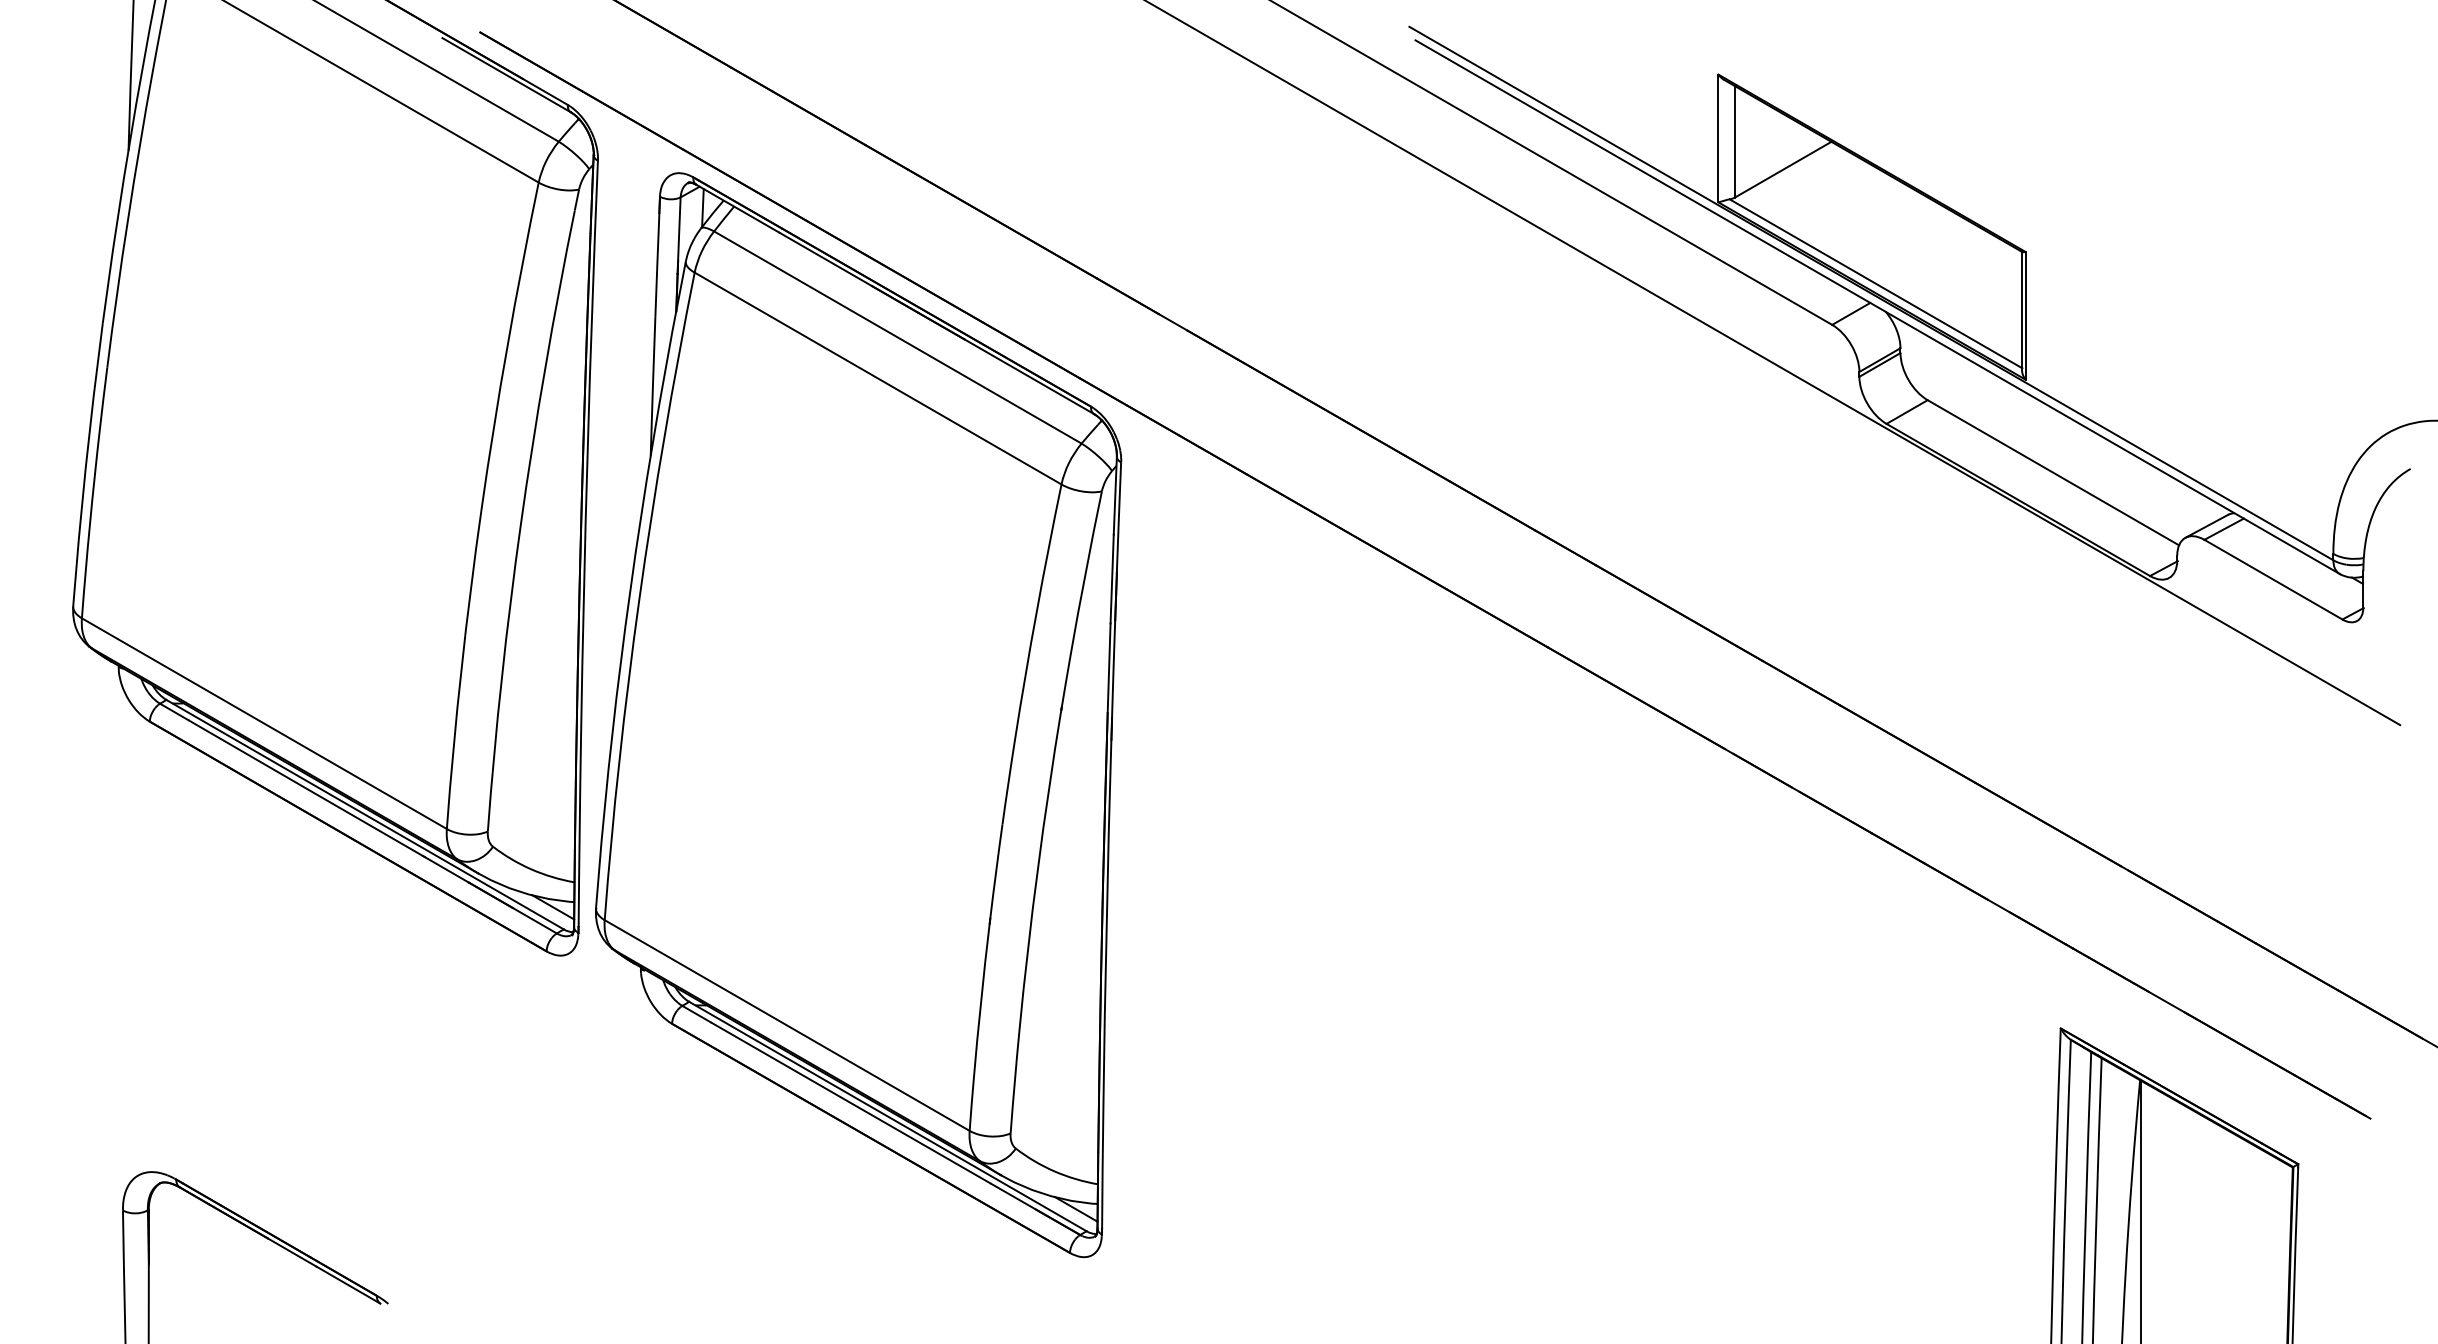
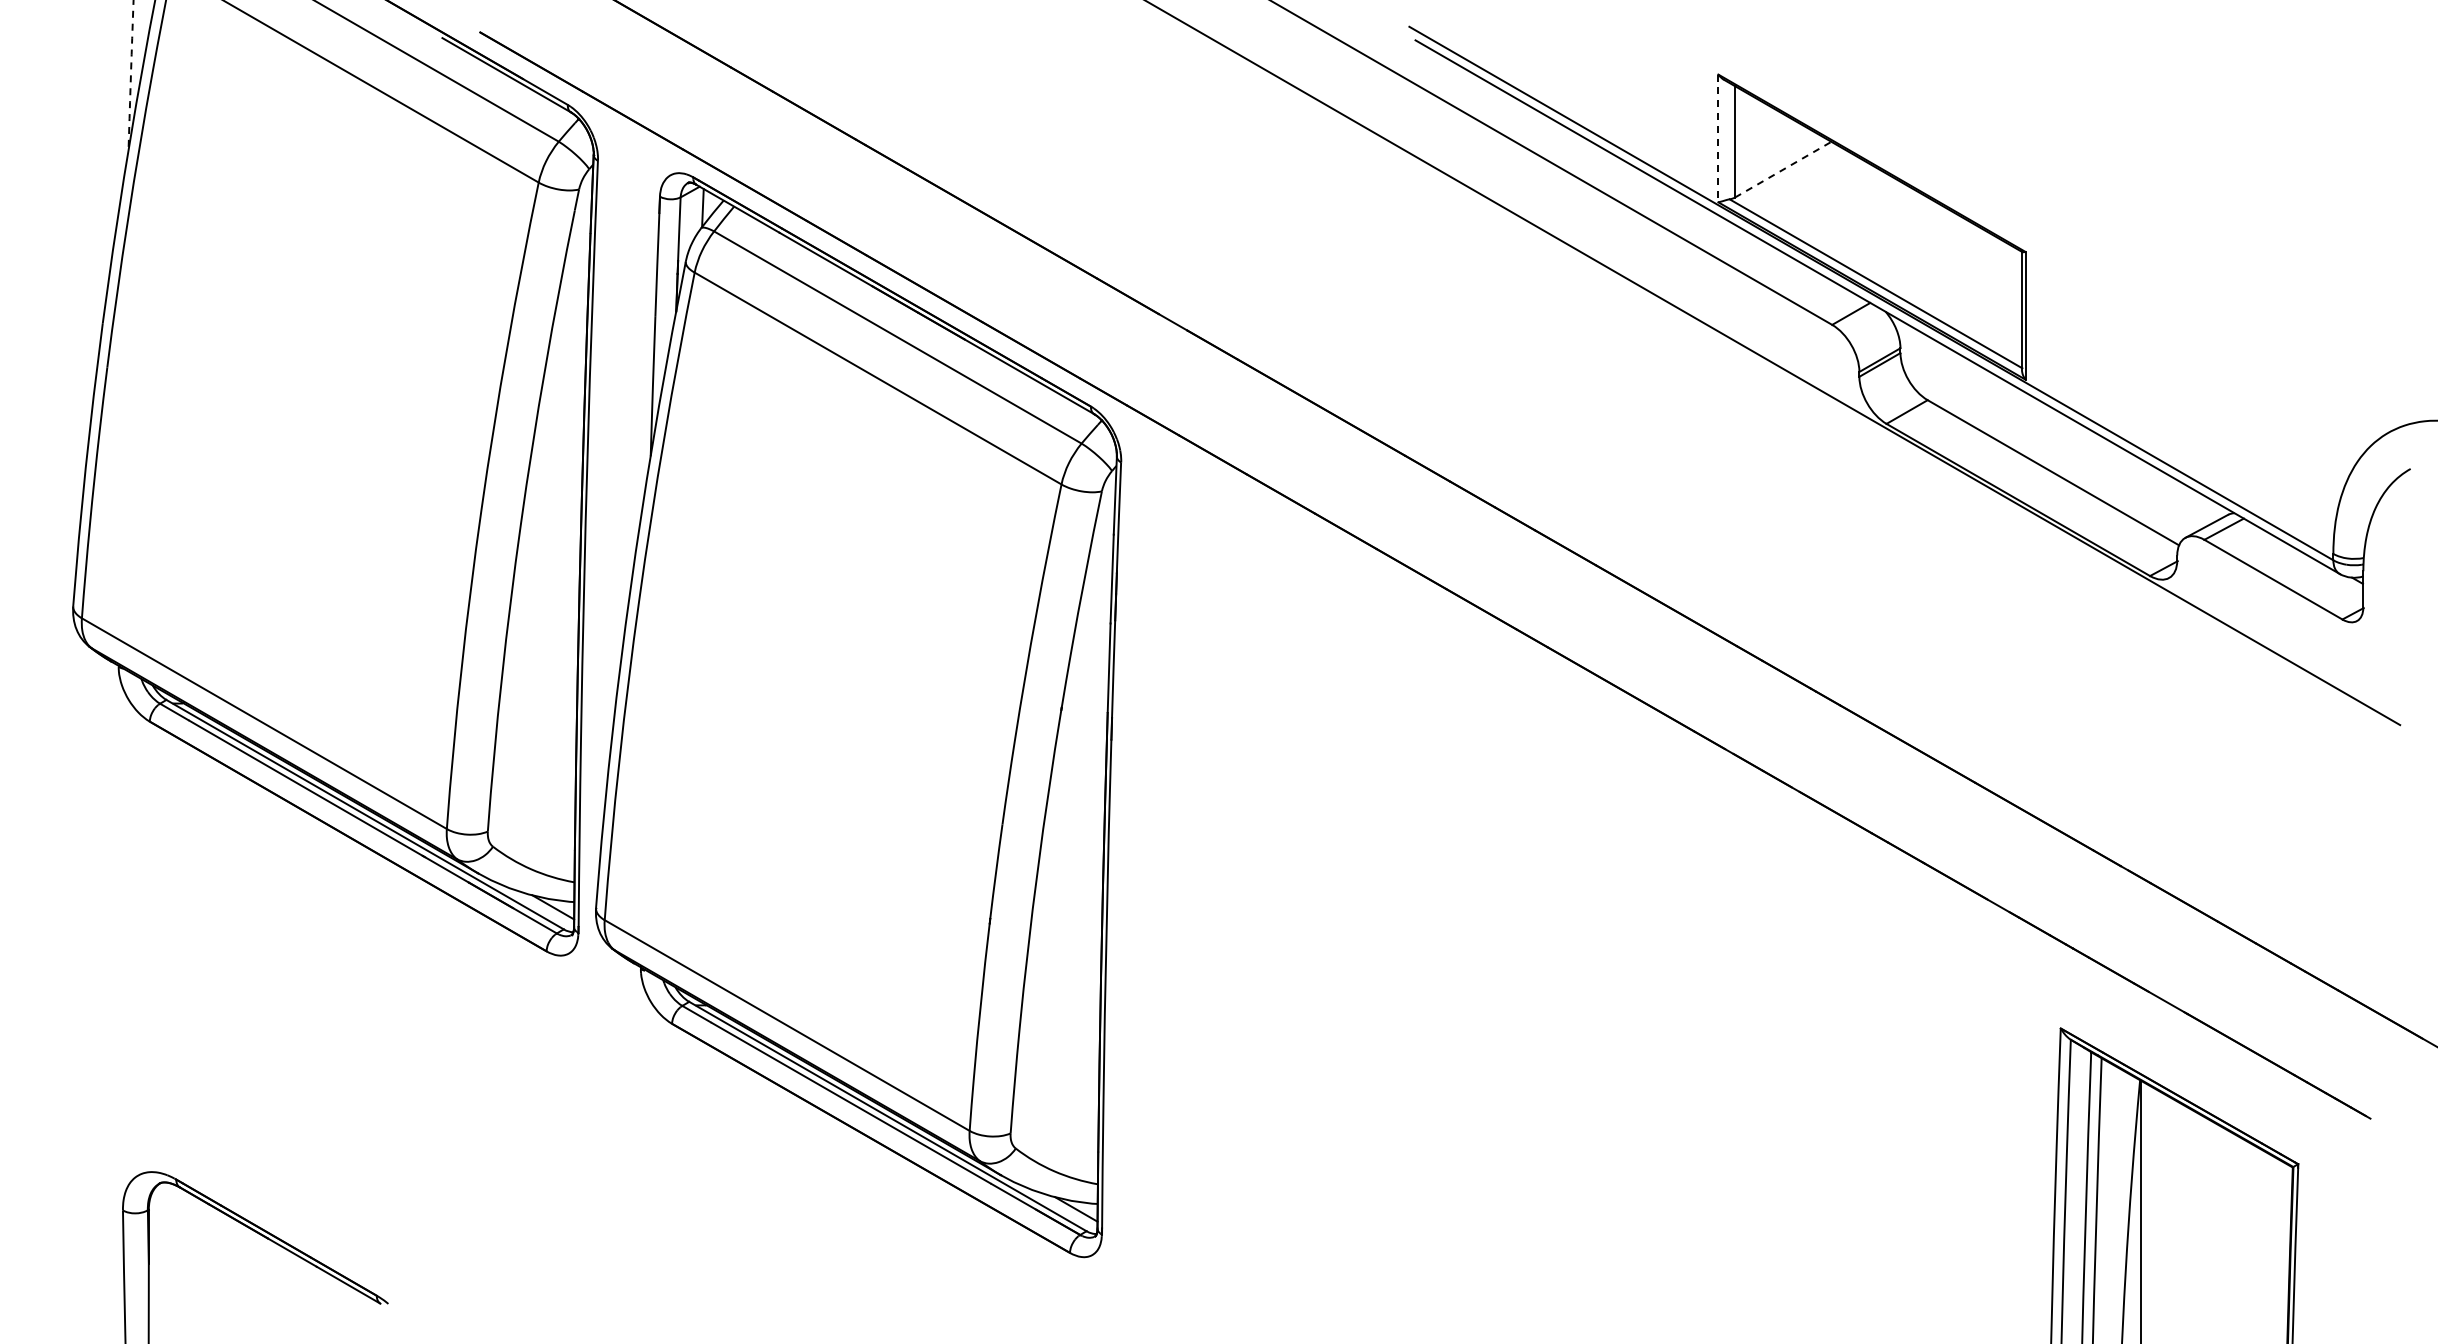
arc: solid -> dashed (130, 76)
line: solid -> dashed (1718, 138)
line: solid -> dashed (1783, 169)
